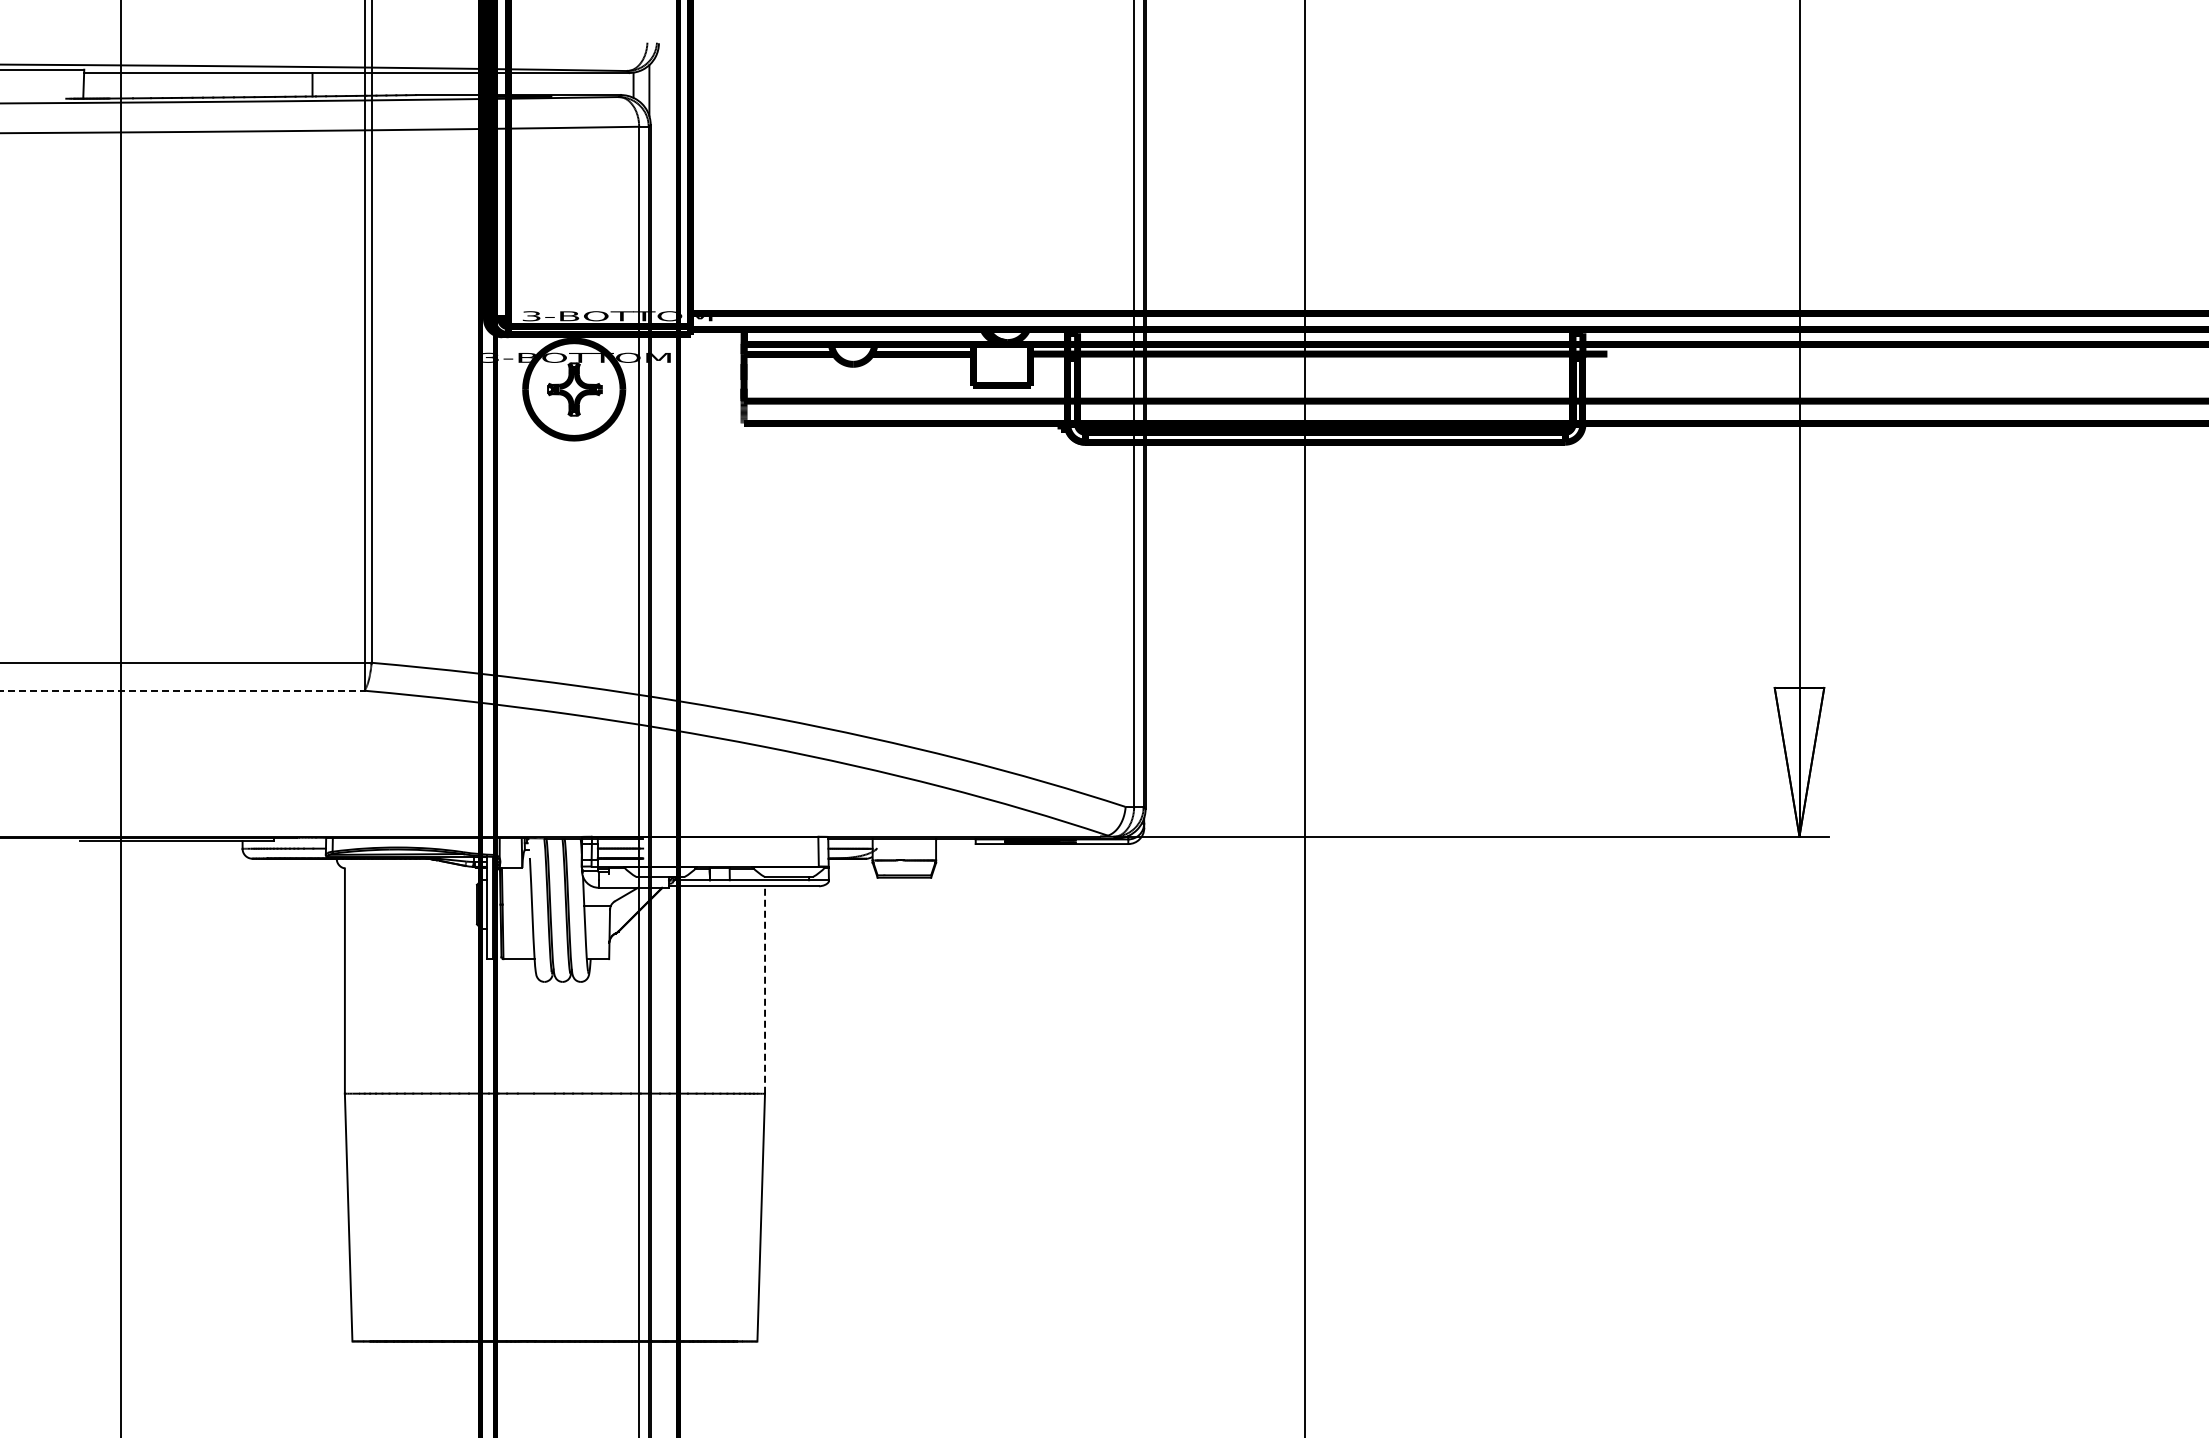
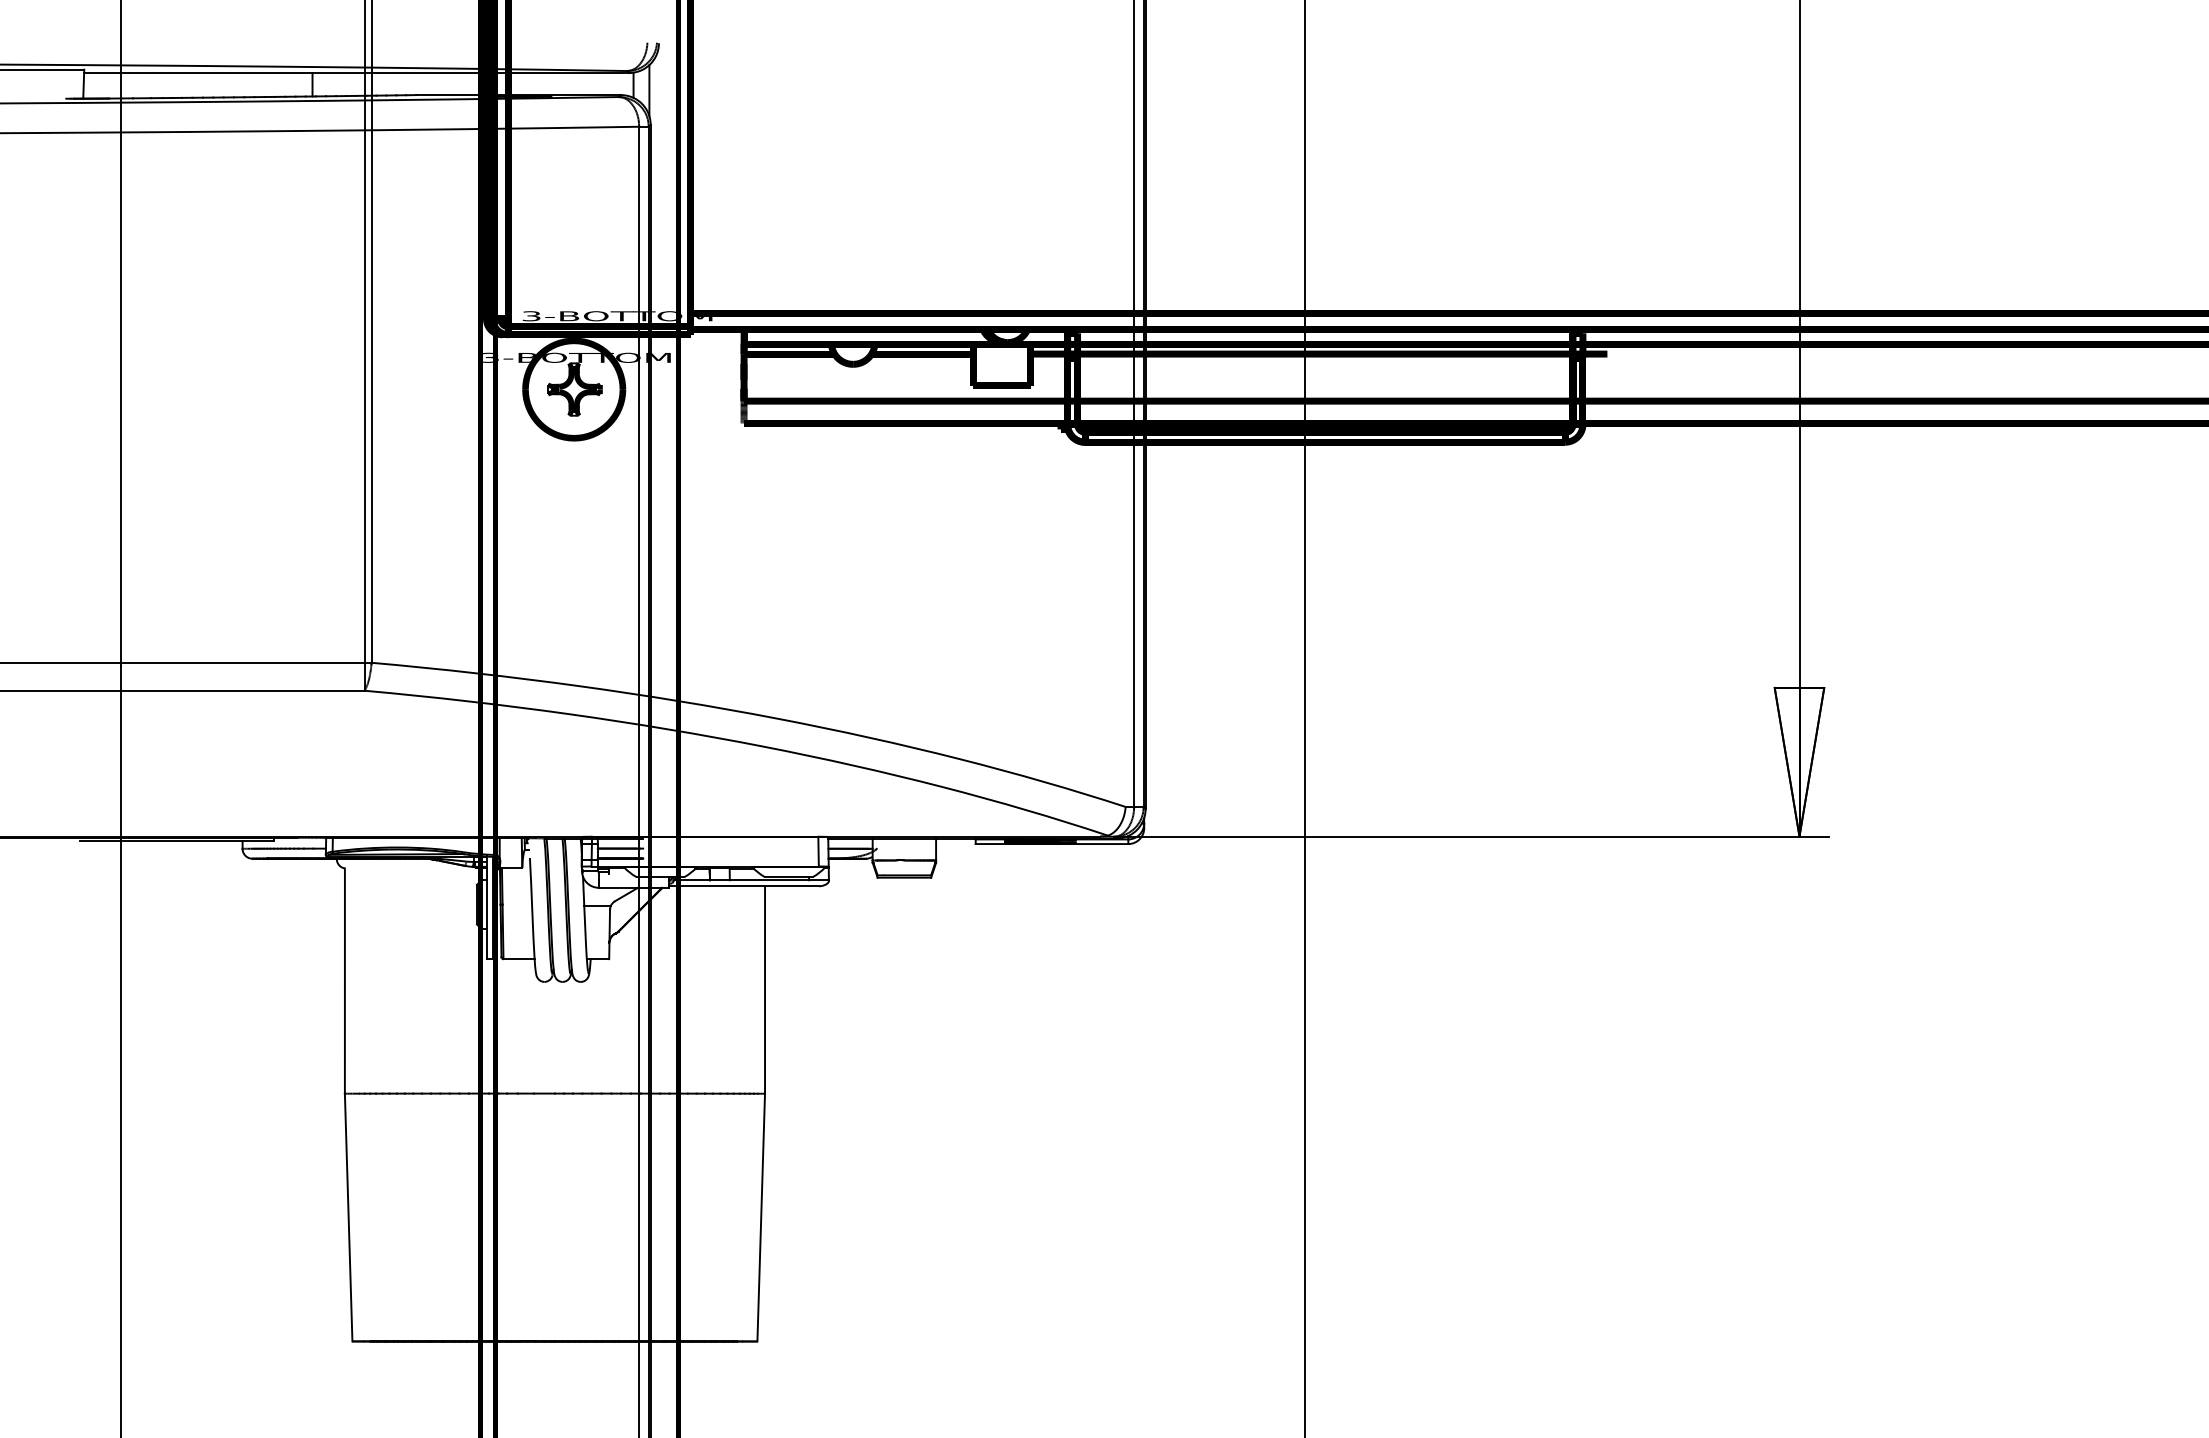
line: dashed -> solid (182, 690)
line: dashed -> solid (765, 990)
